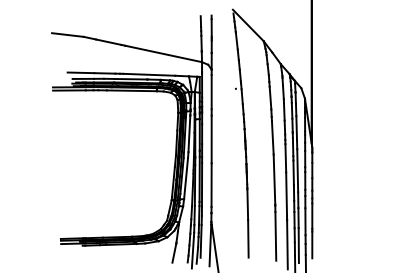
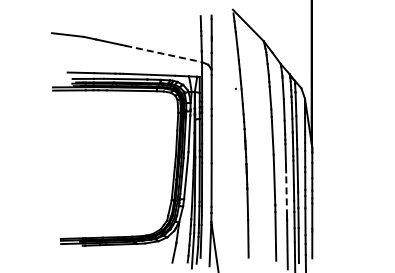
line: solid -> dashed (164, 54)
line: solid -> dashed (286, 194)
